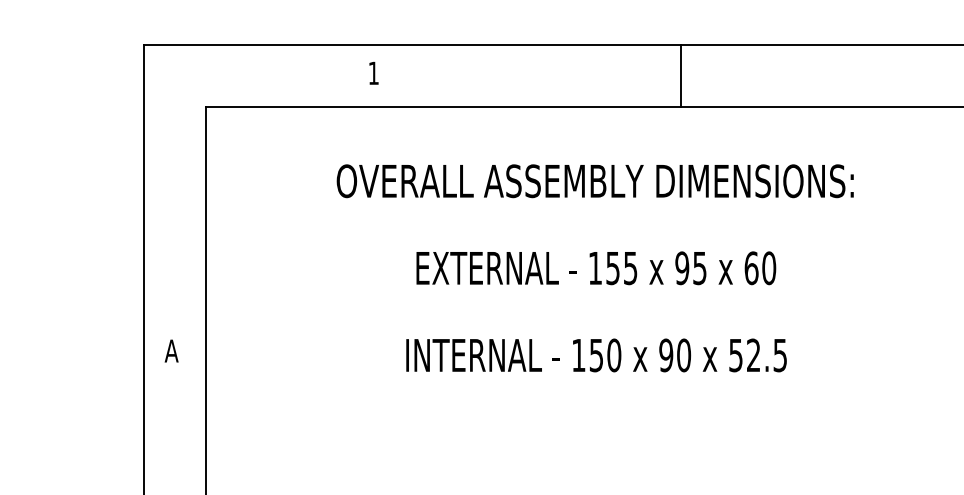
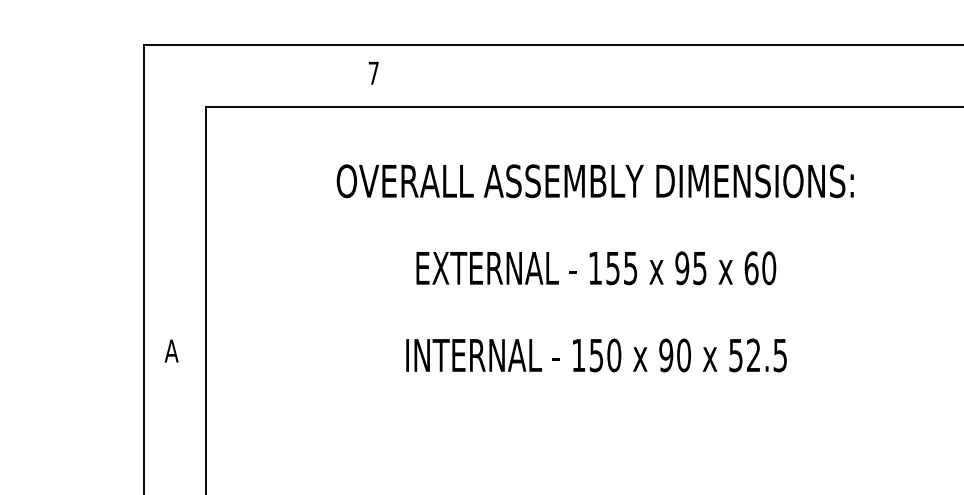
text: 1 -> 7 (373, 72)
line: present -> none (680, 76)
